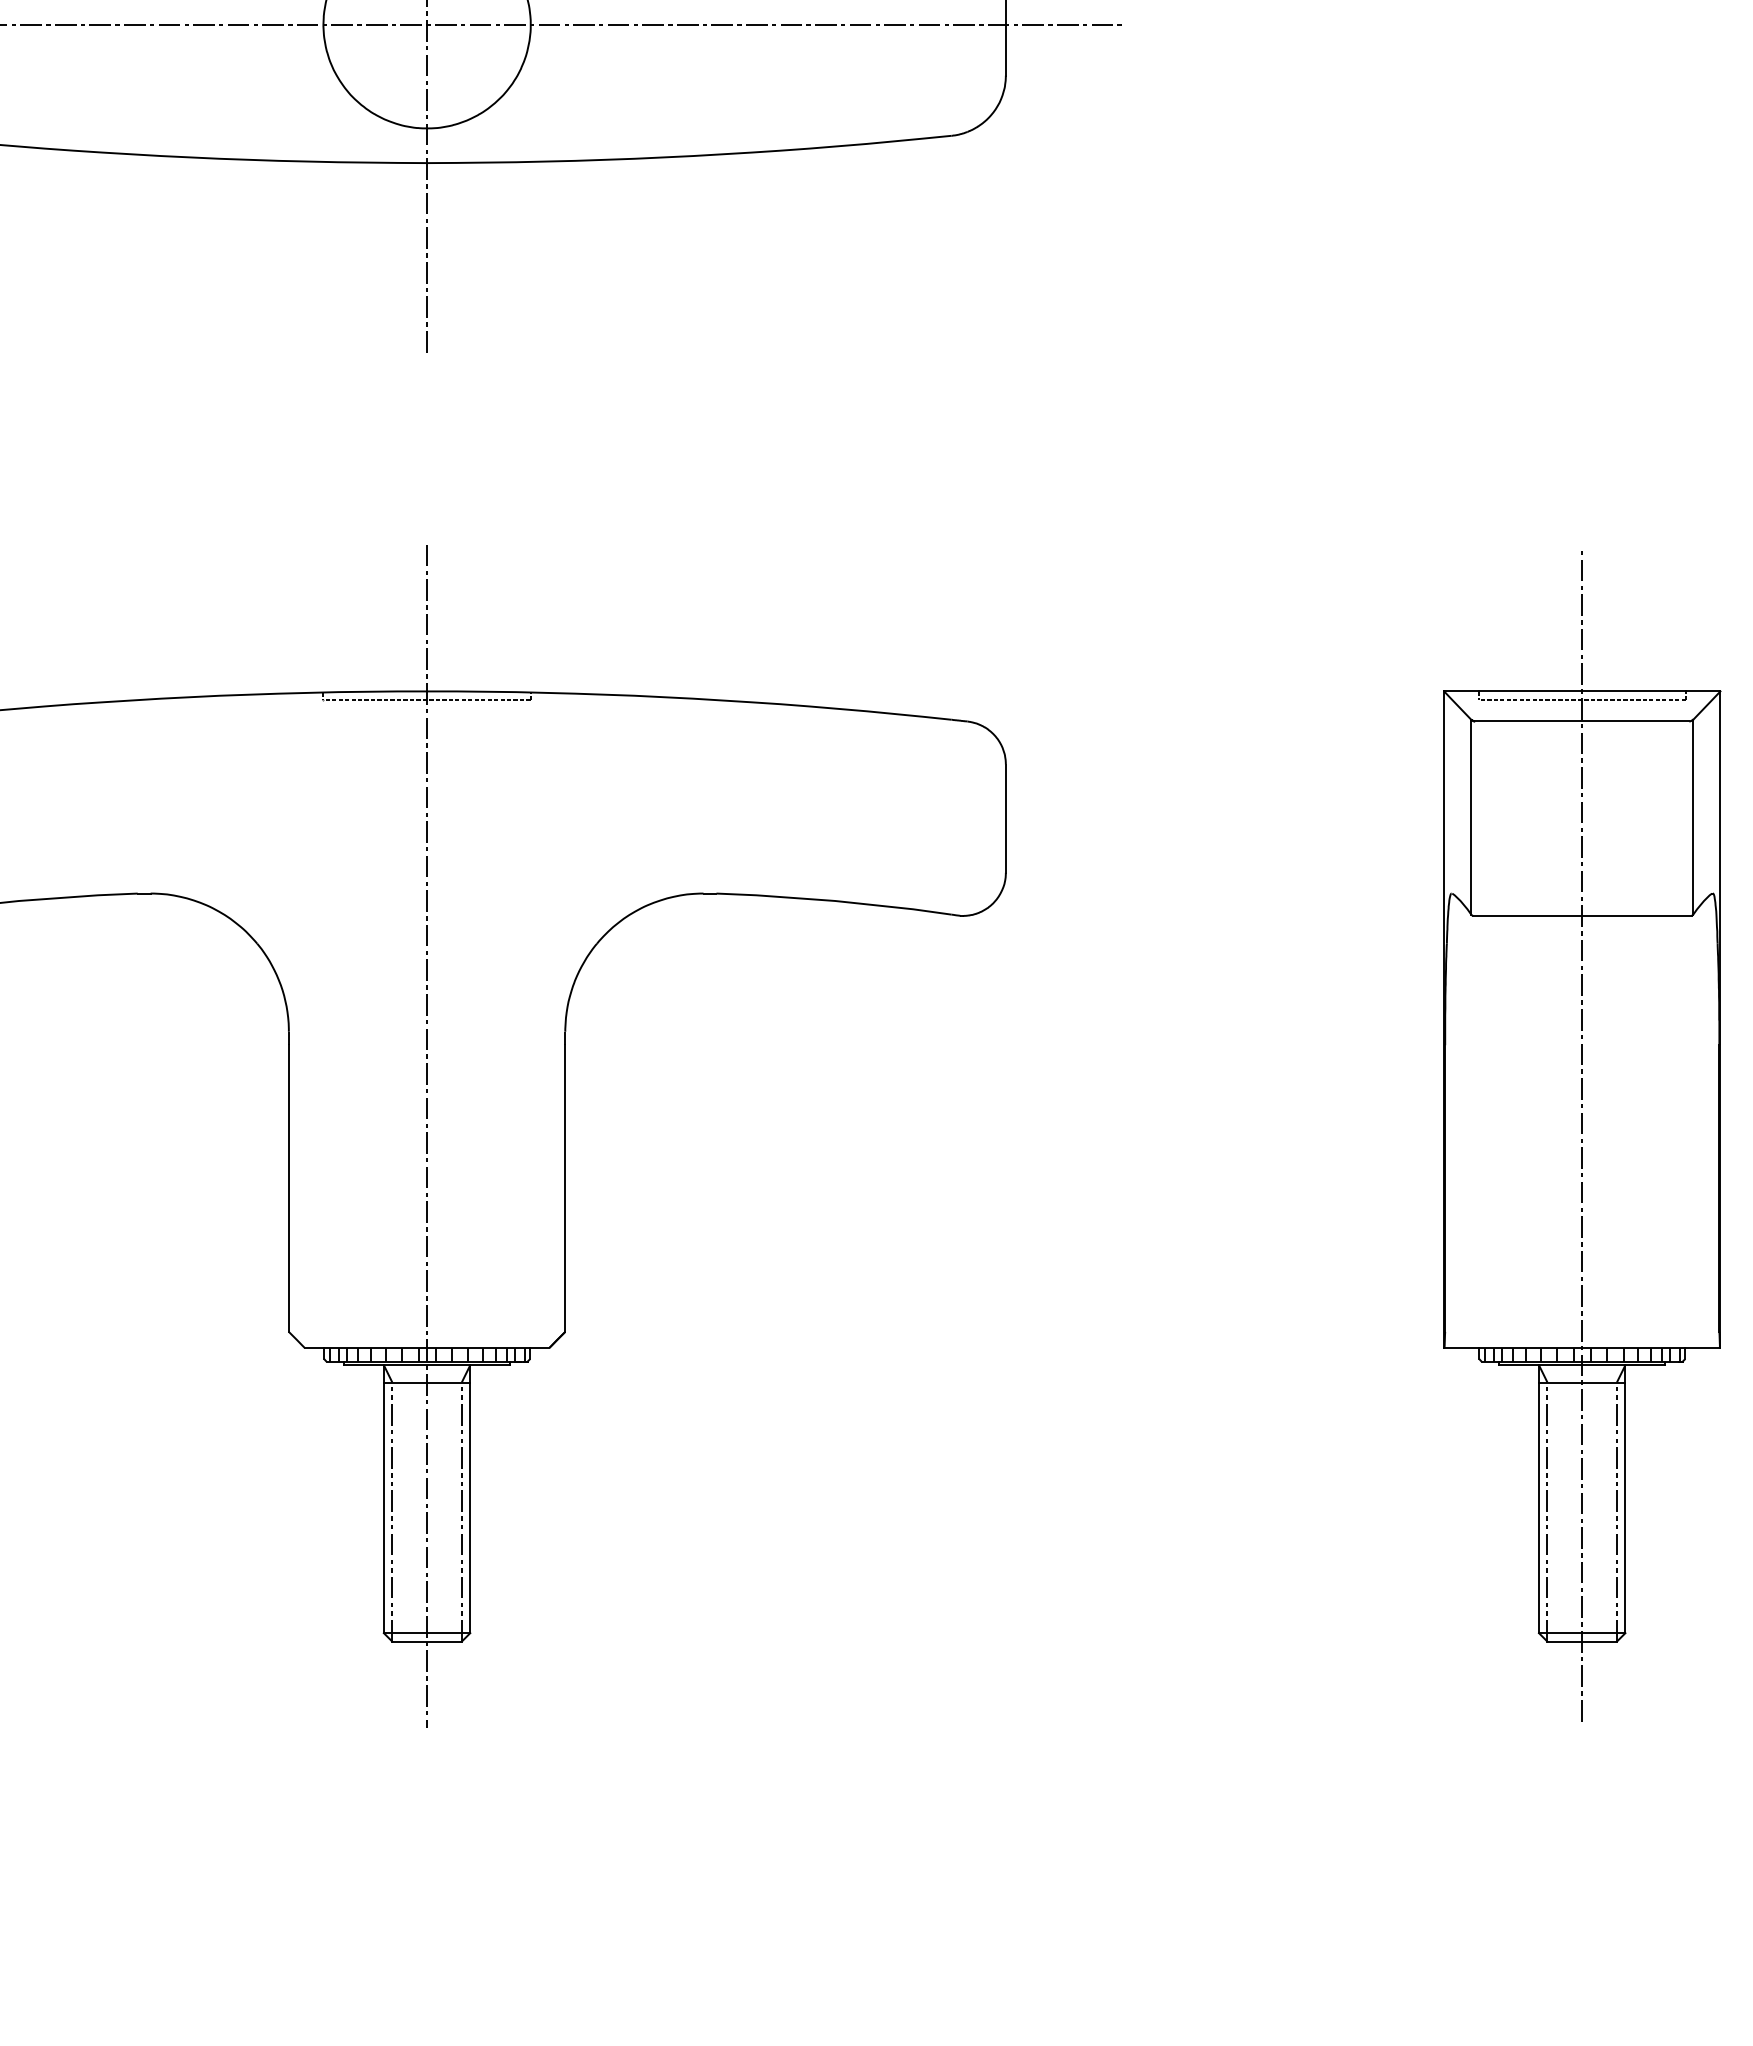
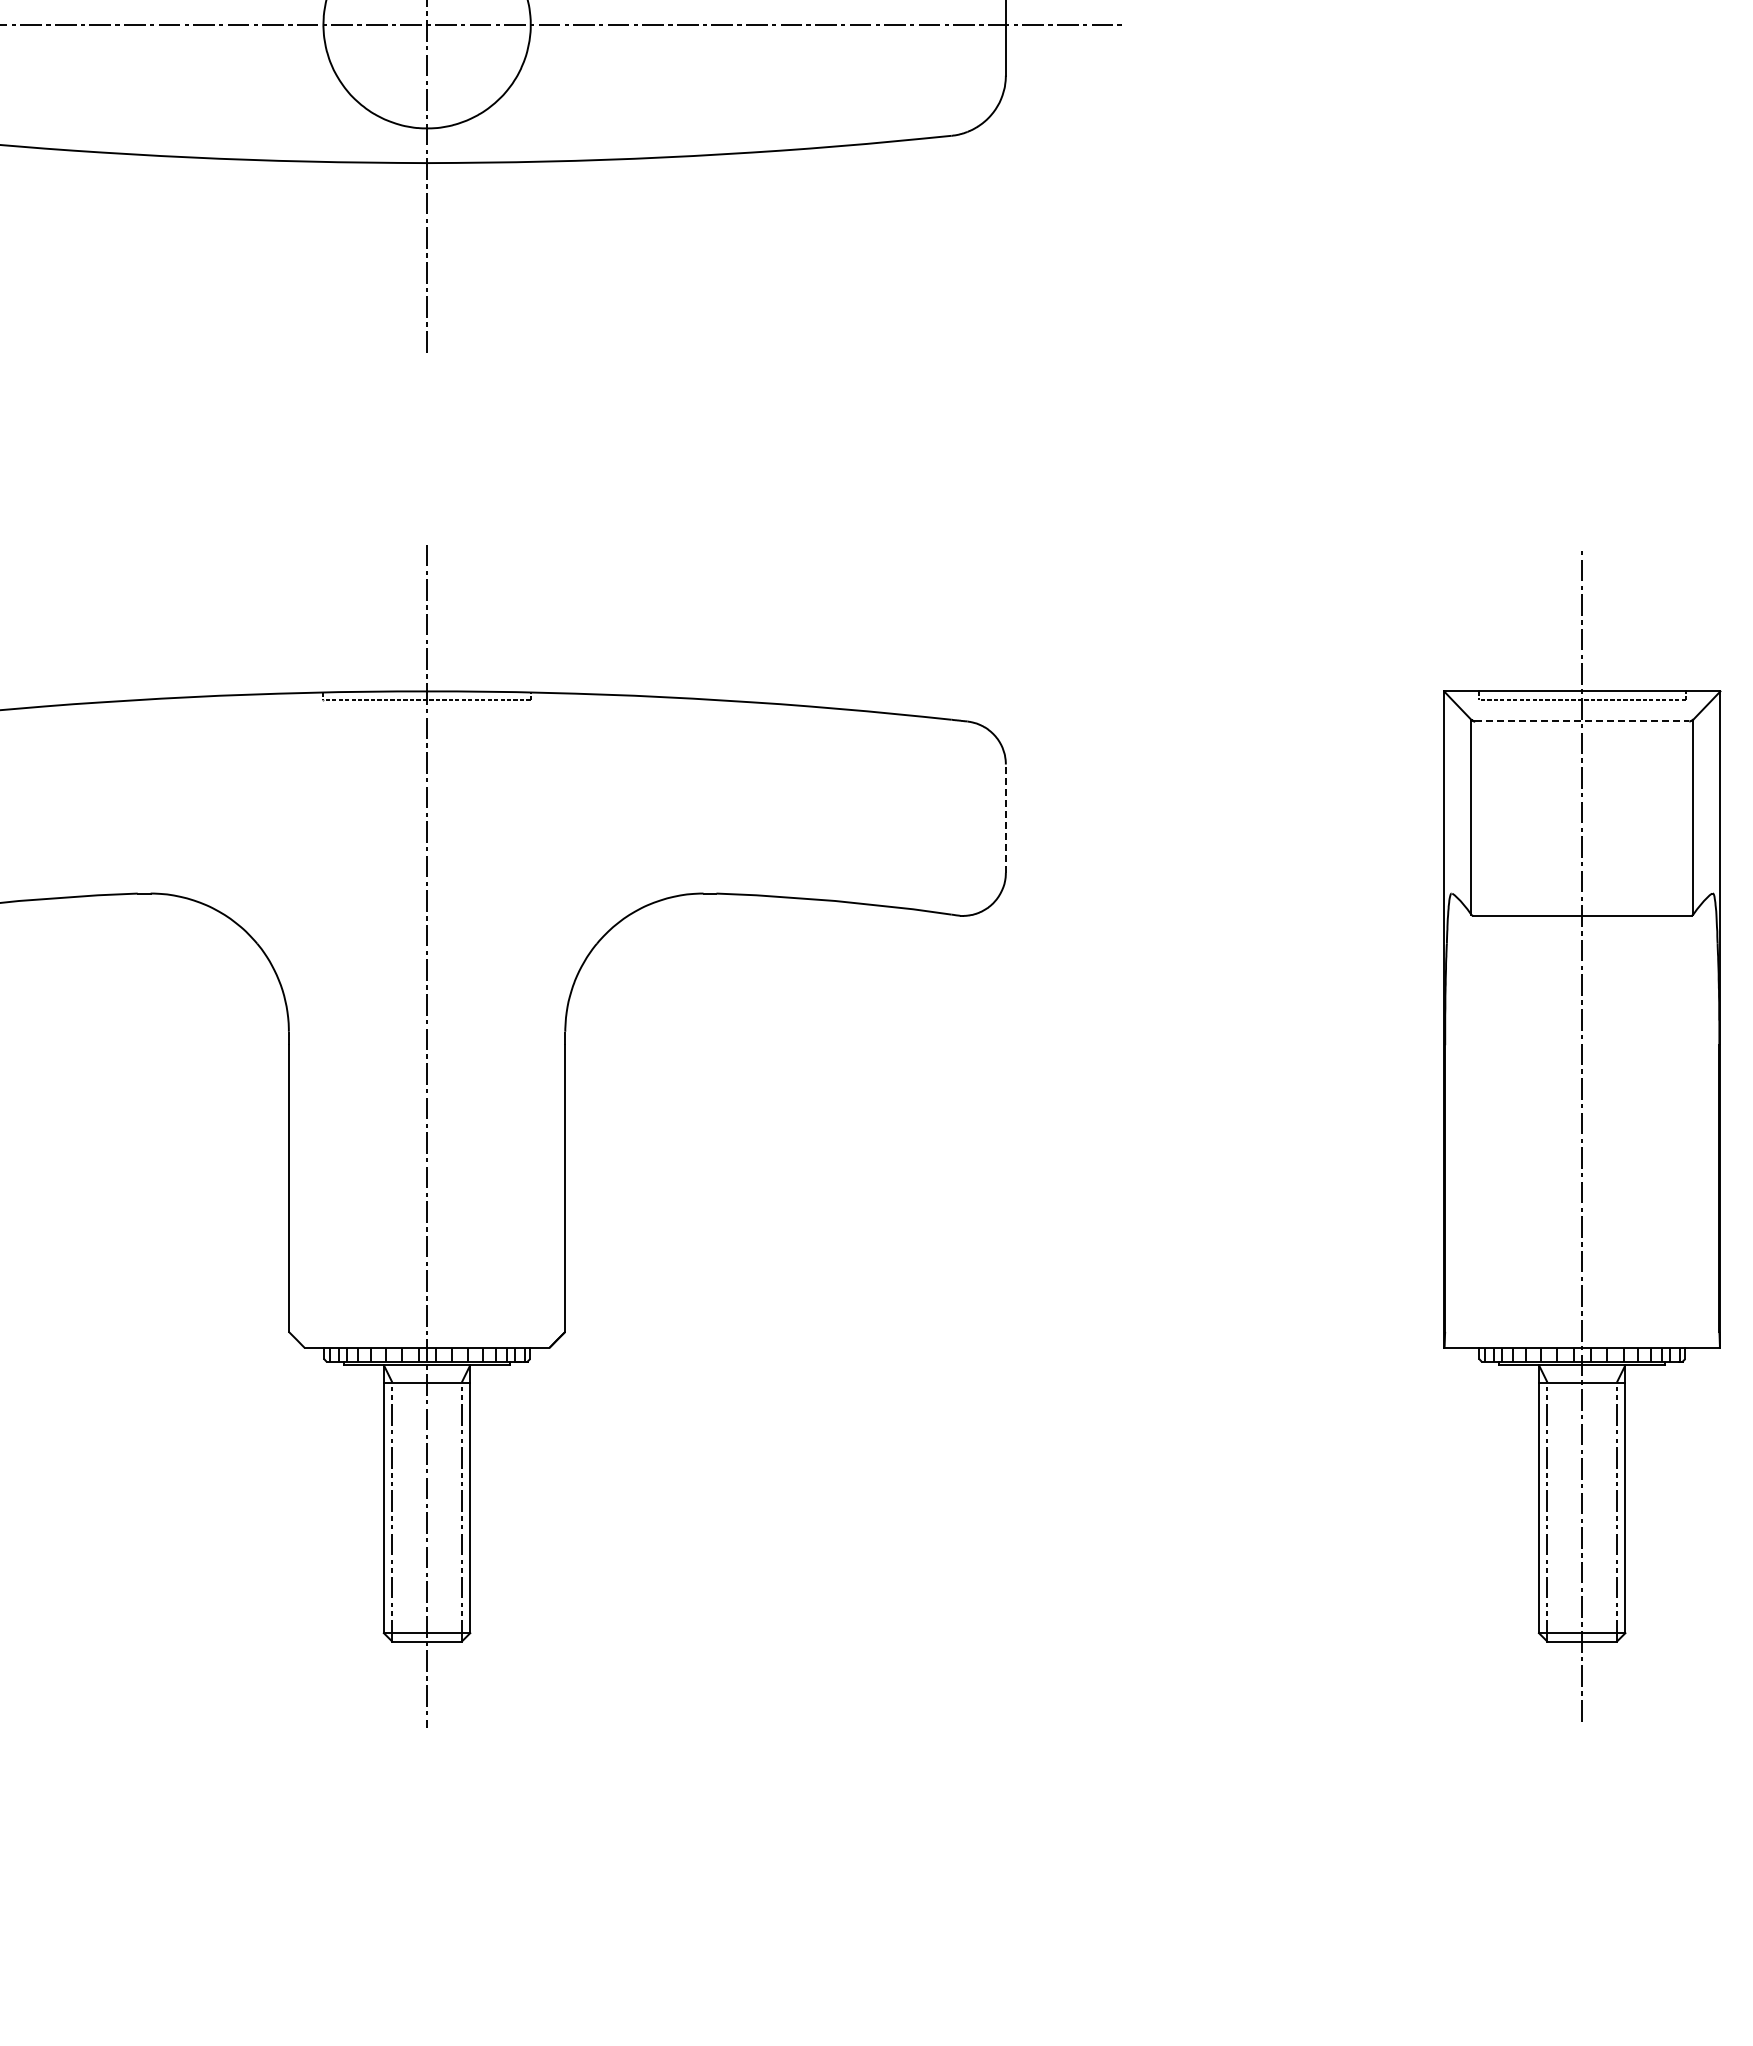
line: solid -> dashed (1582, 721)
line: solid -> dashed (1005, 818)
